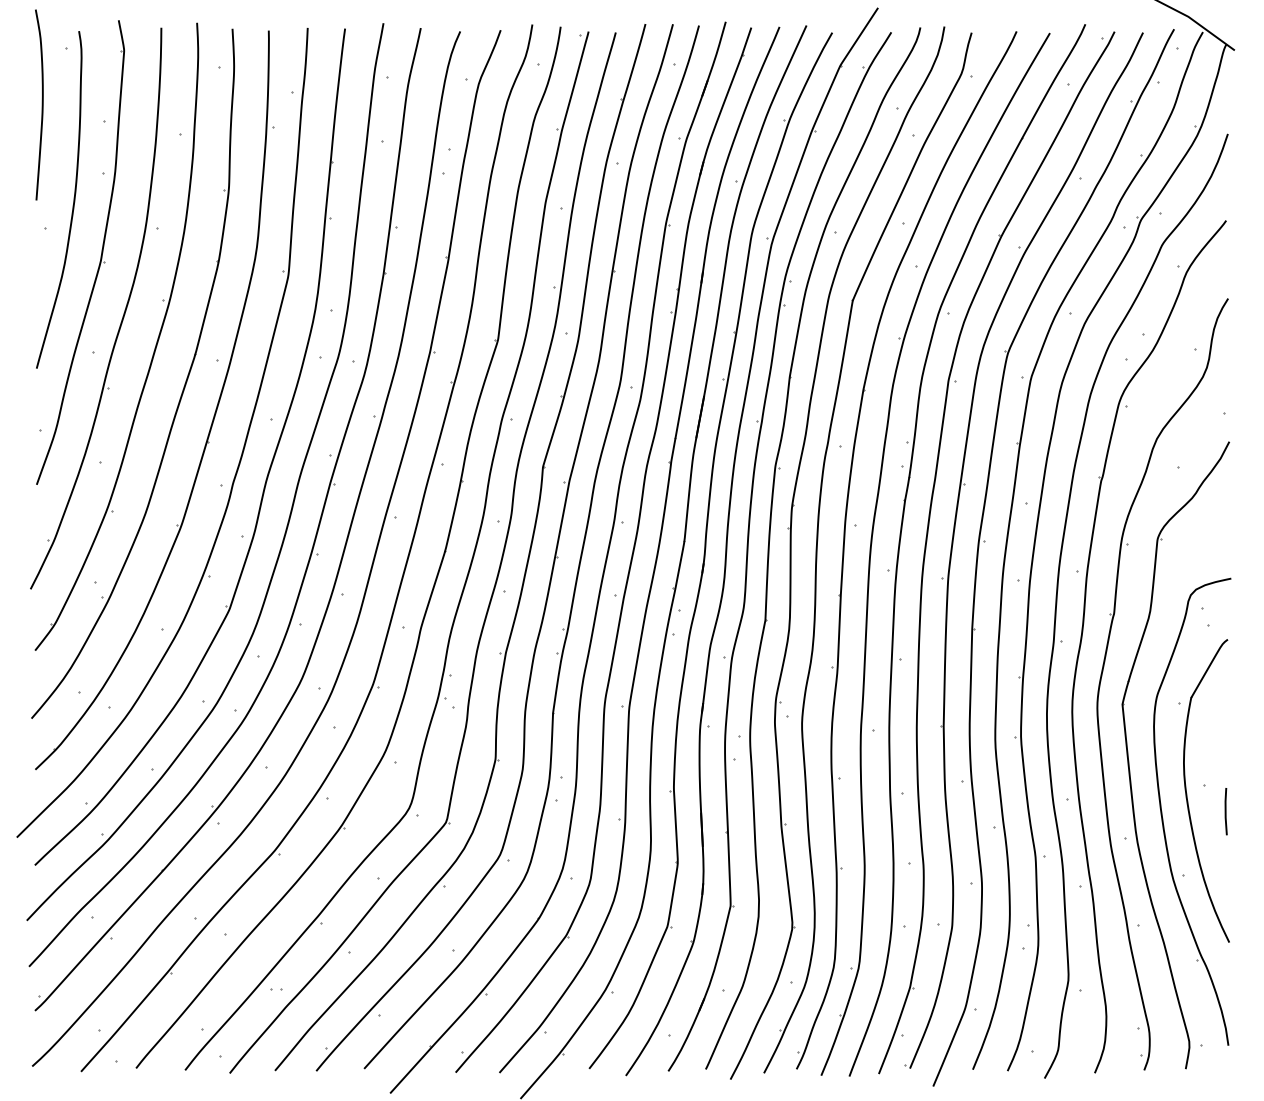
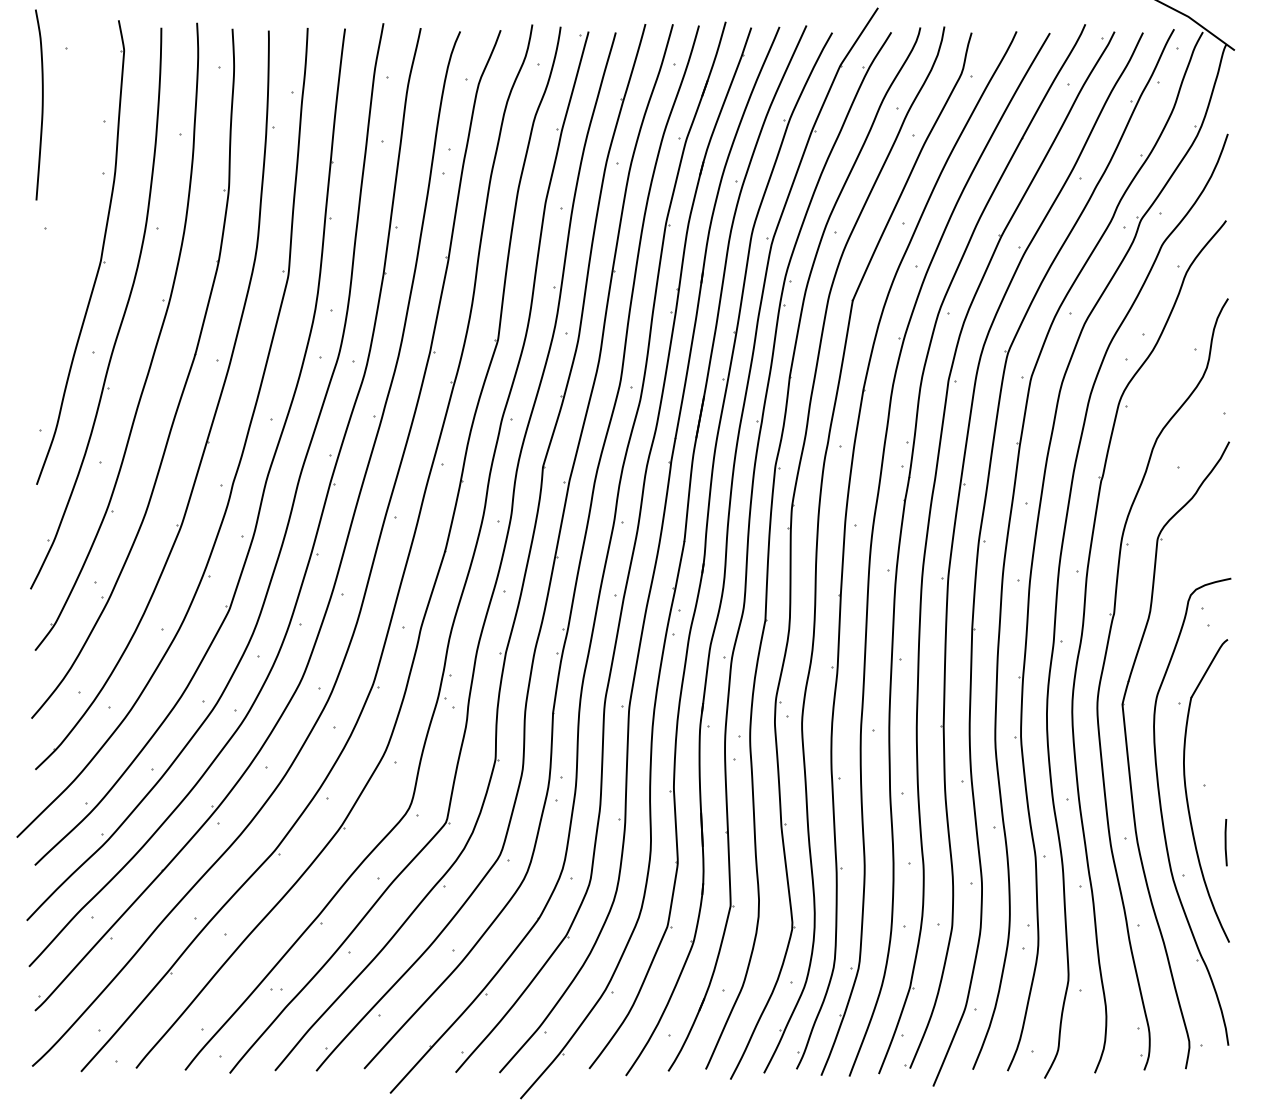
curve: present -> none (73, 199)
line position: (1225, 811) -> (1225, 842) (1225, 842)
